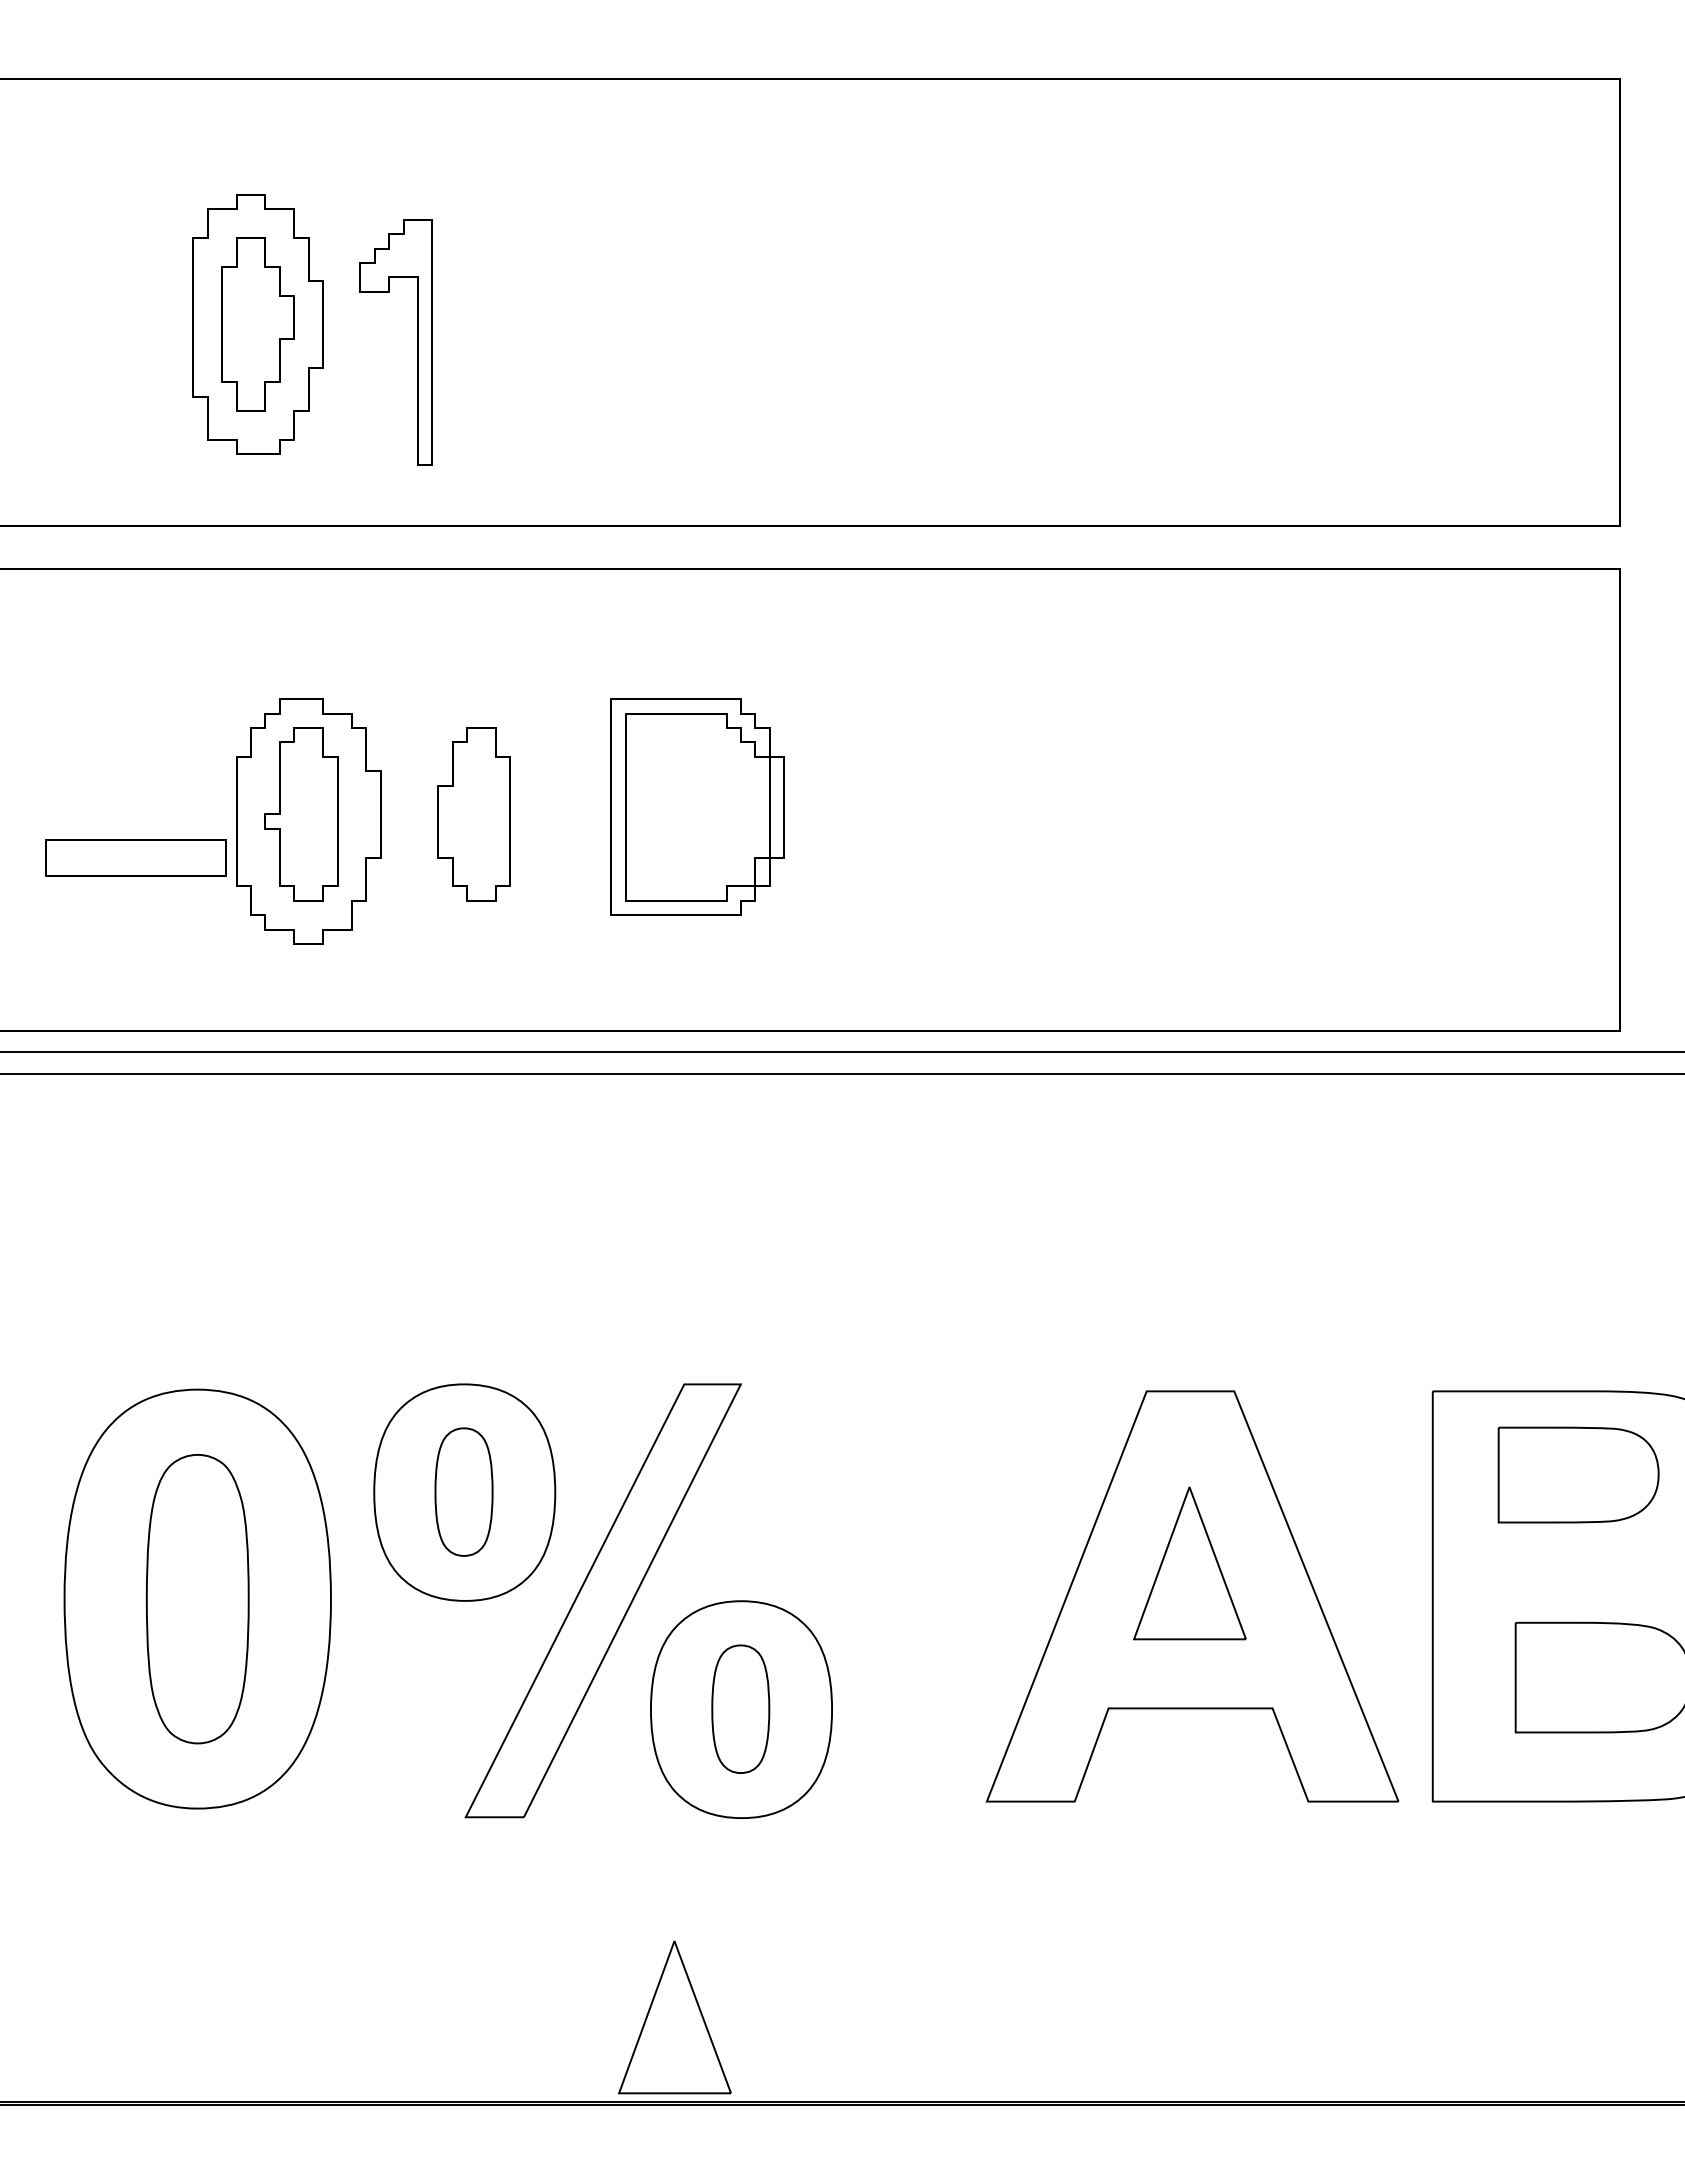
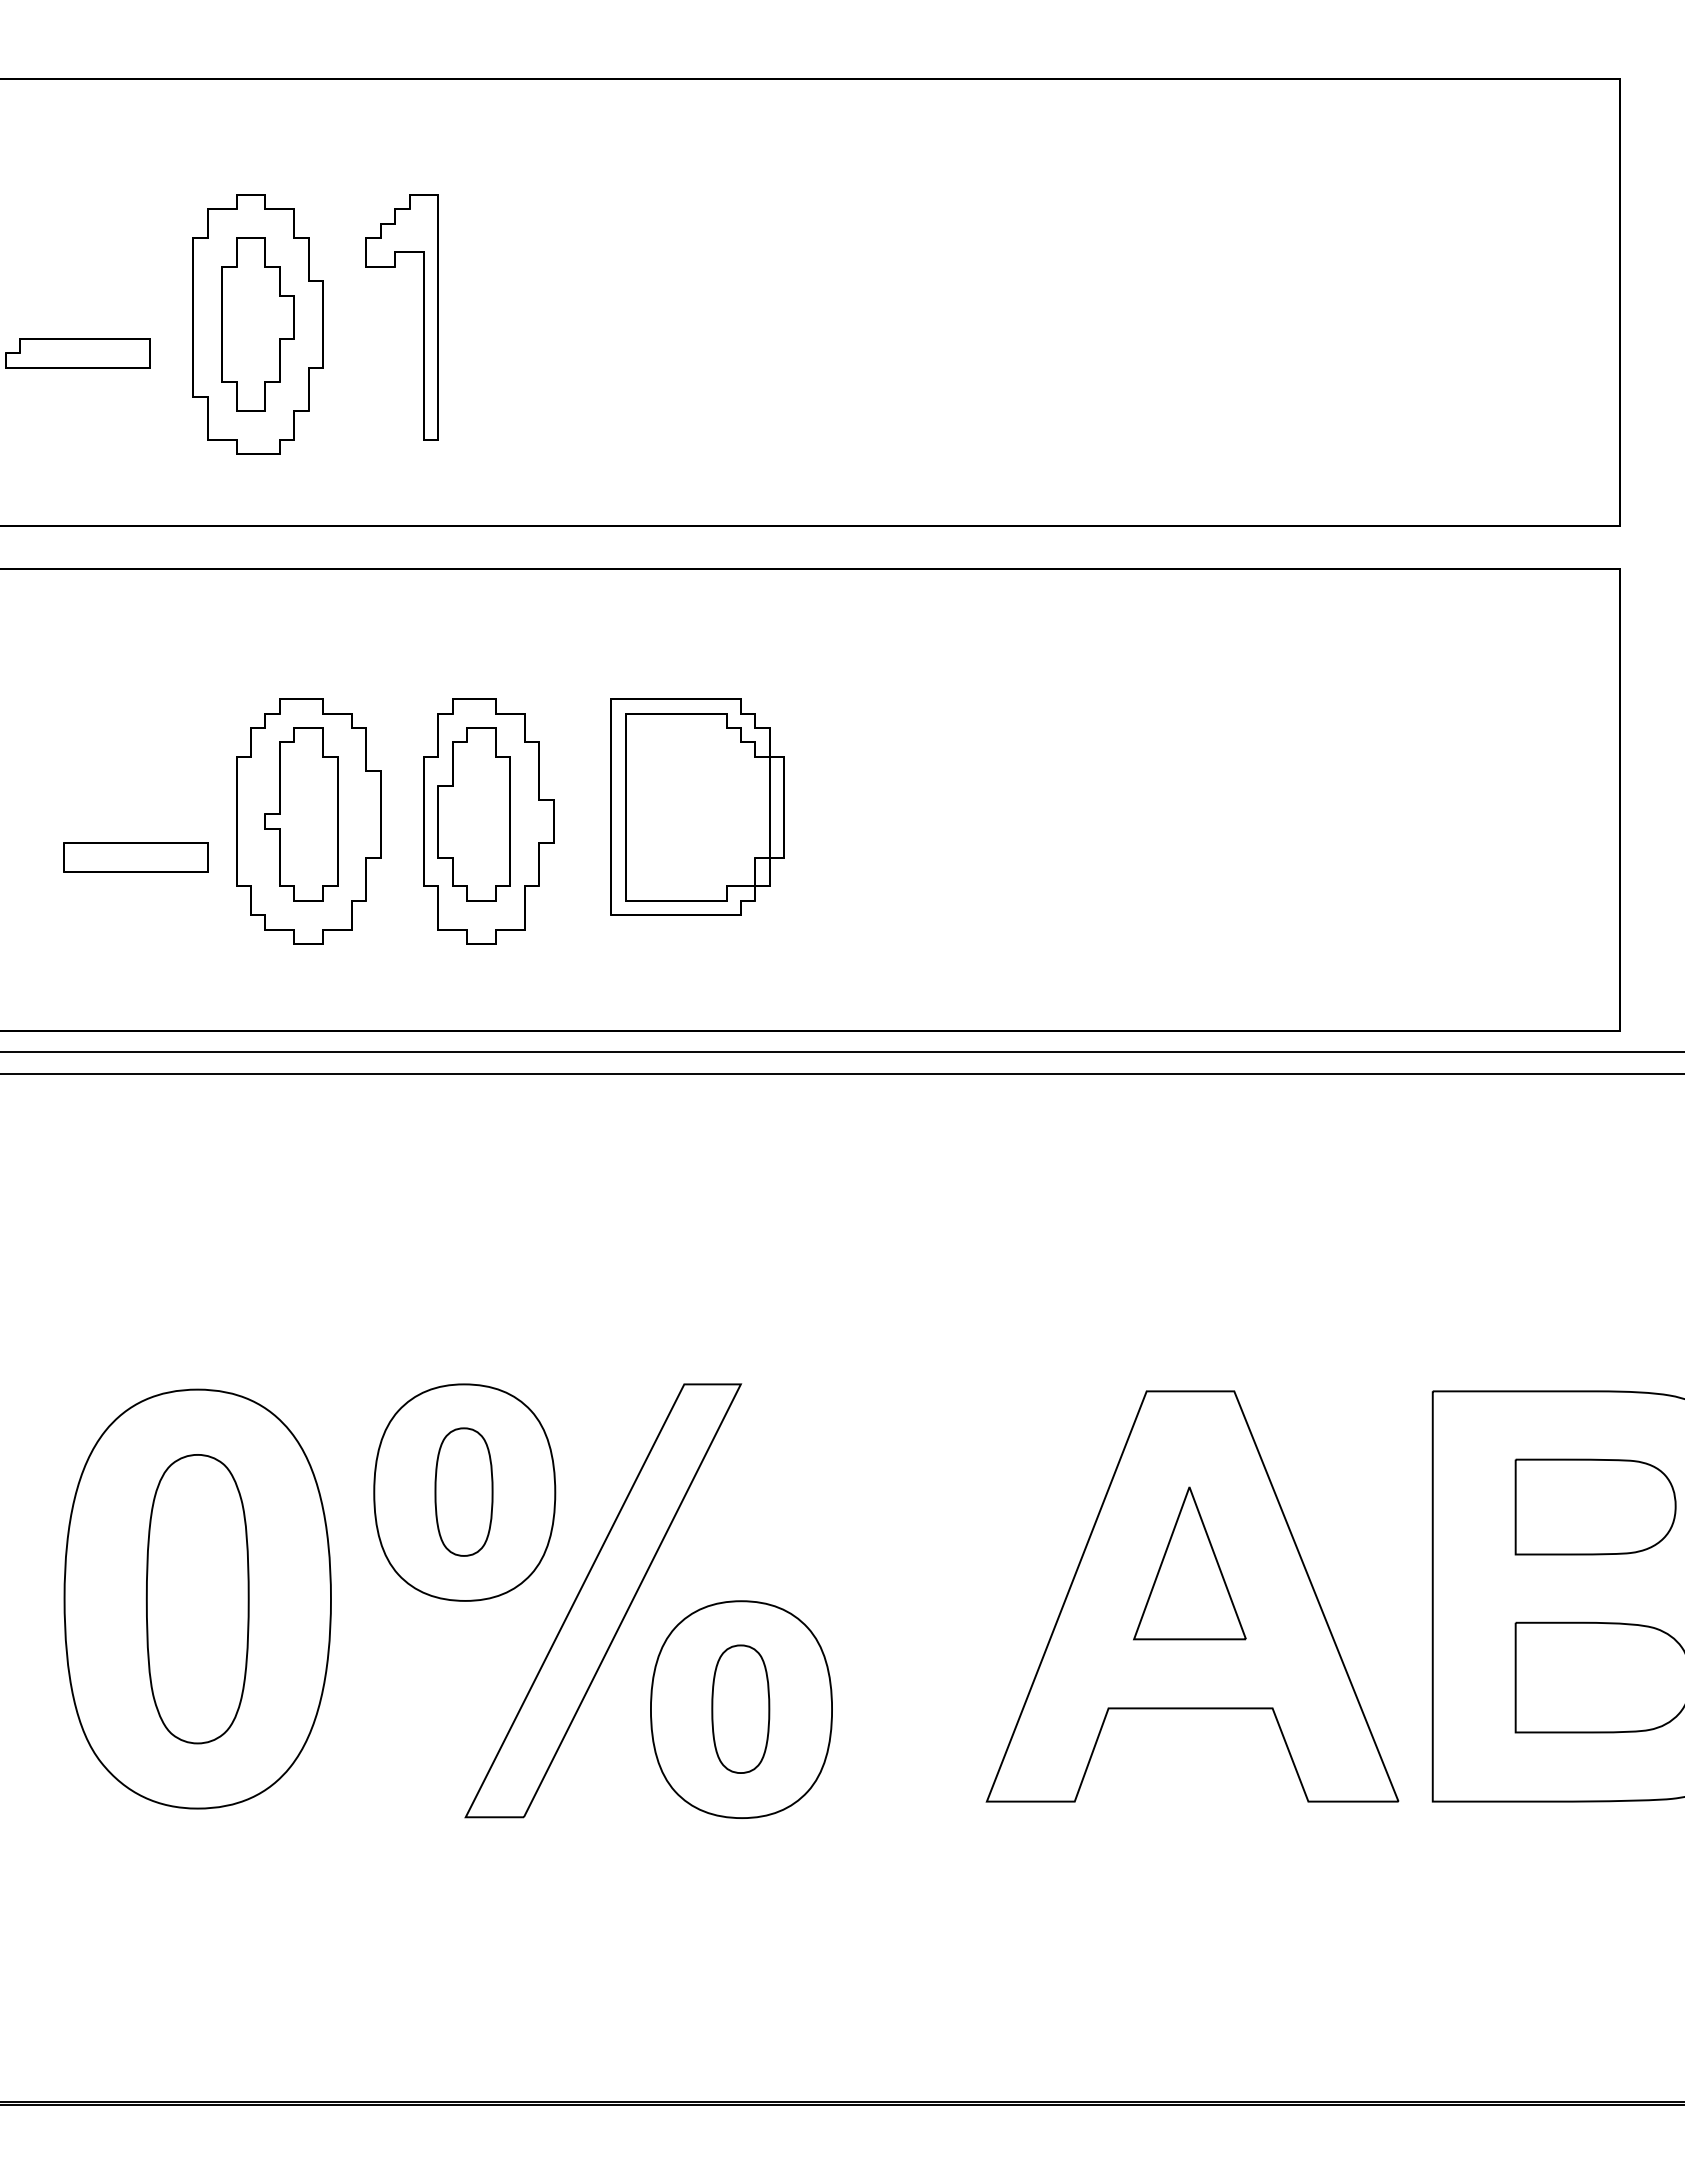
part position: (417, 342) -> (423, 317) (423, 317)
part: none -> present (77, 353)
part: none -> present (488, 821)
part size: 182x38 px -> 146x31 px (135, 857)
part position: (1578, 1474) -> (1595, 1506) (1595, 1506)
part: present -> none (674, 2017)
